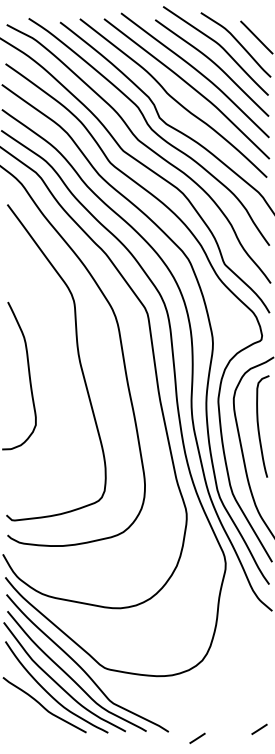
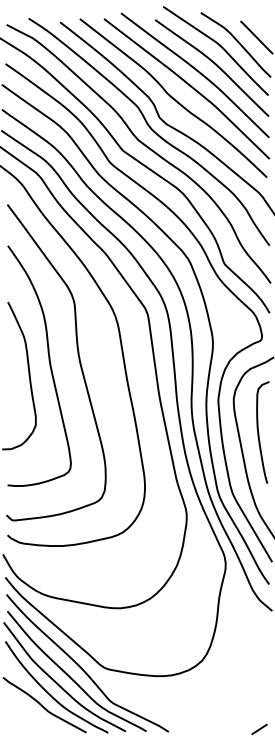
curve: none -> present (49, 365)
curve position: (259, 426) -> (259, 432) (259, 432)
line: present -> none (197, 737)
